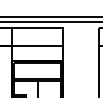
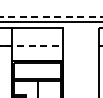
line: solid -> dashed (51, 17)
line: solid -> dashed (32, 46)
